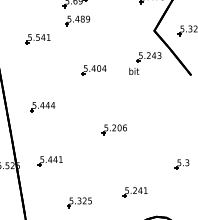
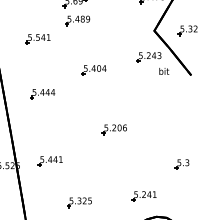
text position: (134, 71) -> (164, 71) (164, 71)
part position: (42, 107) -> (42, 94) (42, 94)
part position: (134, 192) -> (143, 196) (143, 196)
